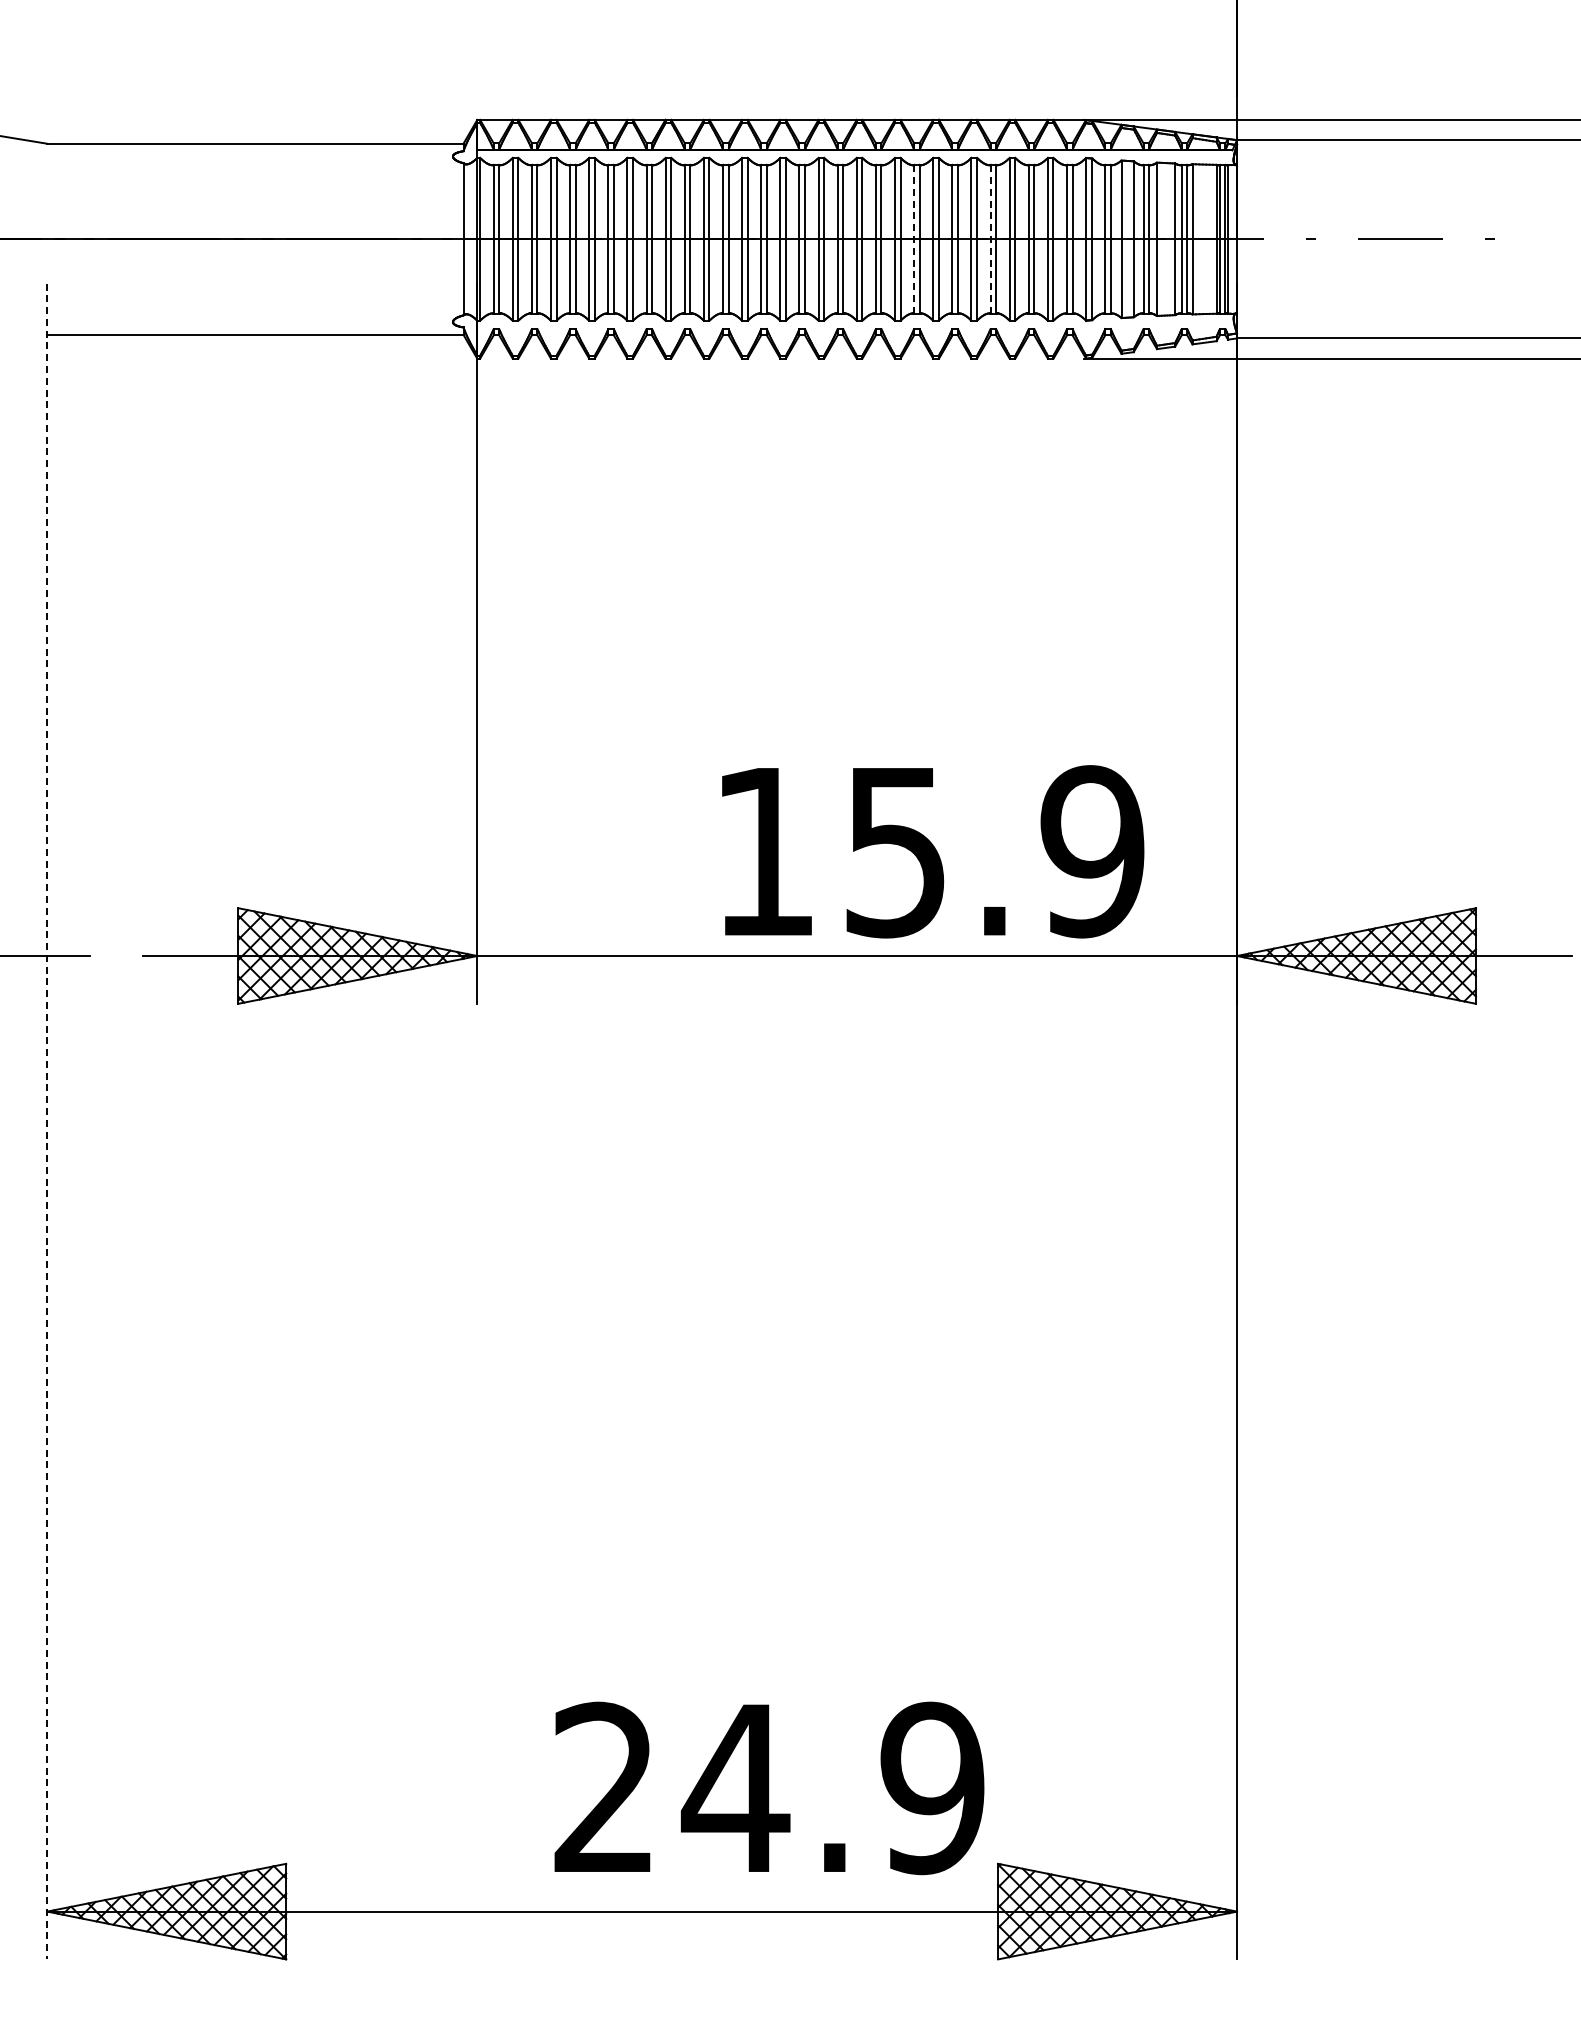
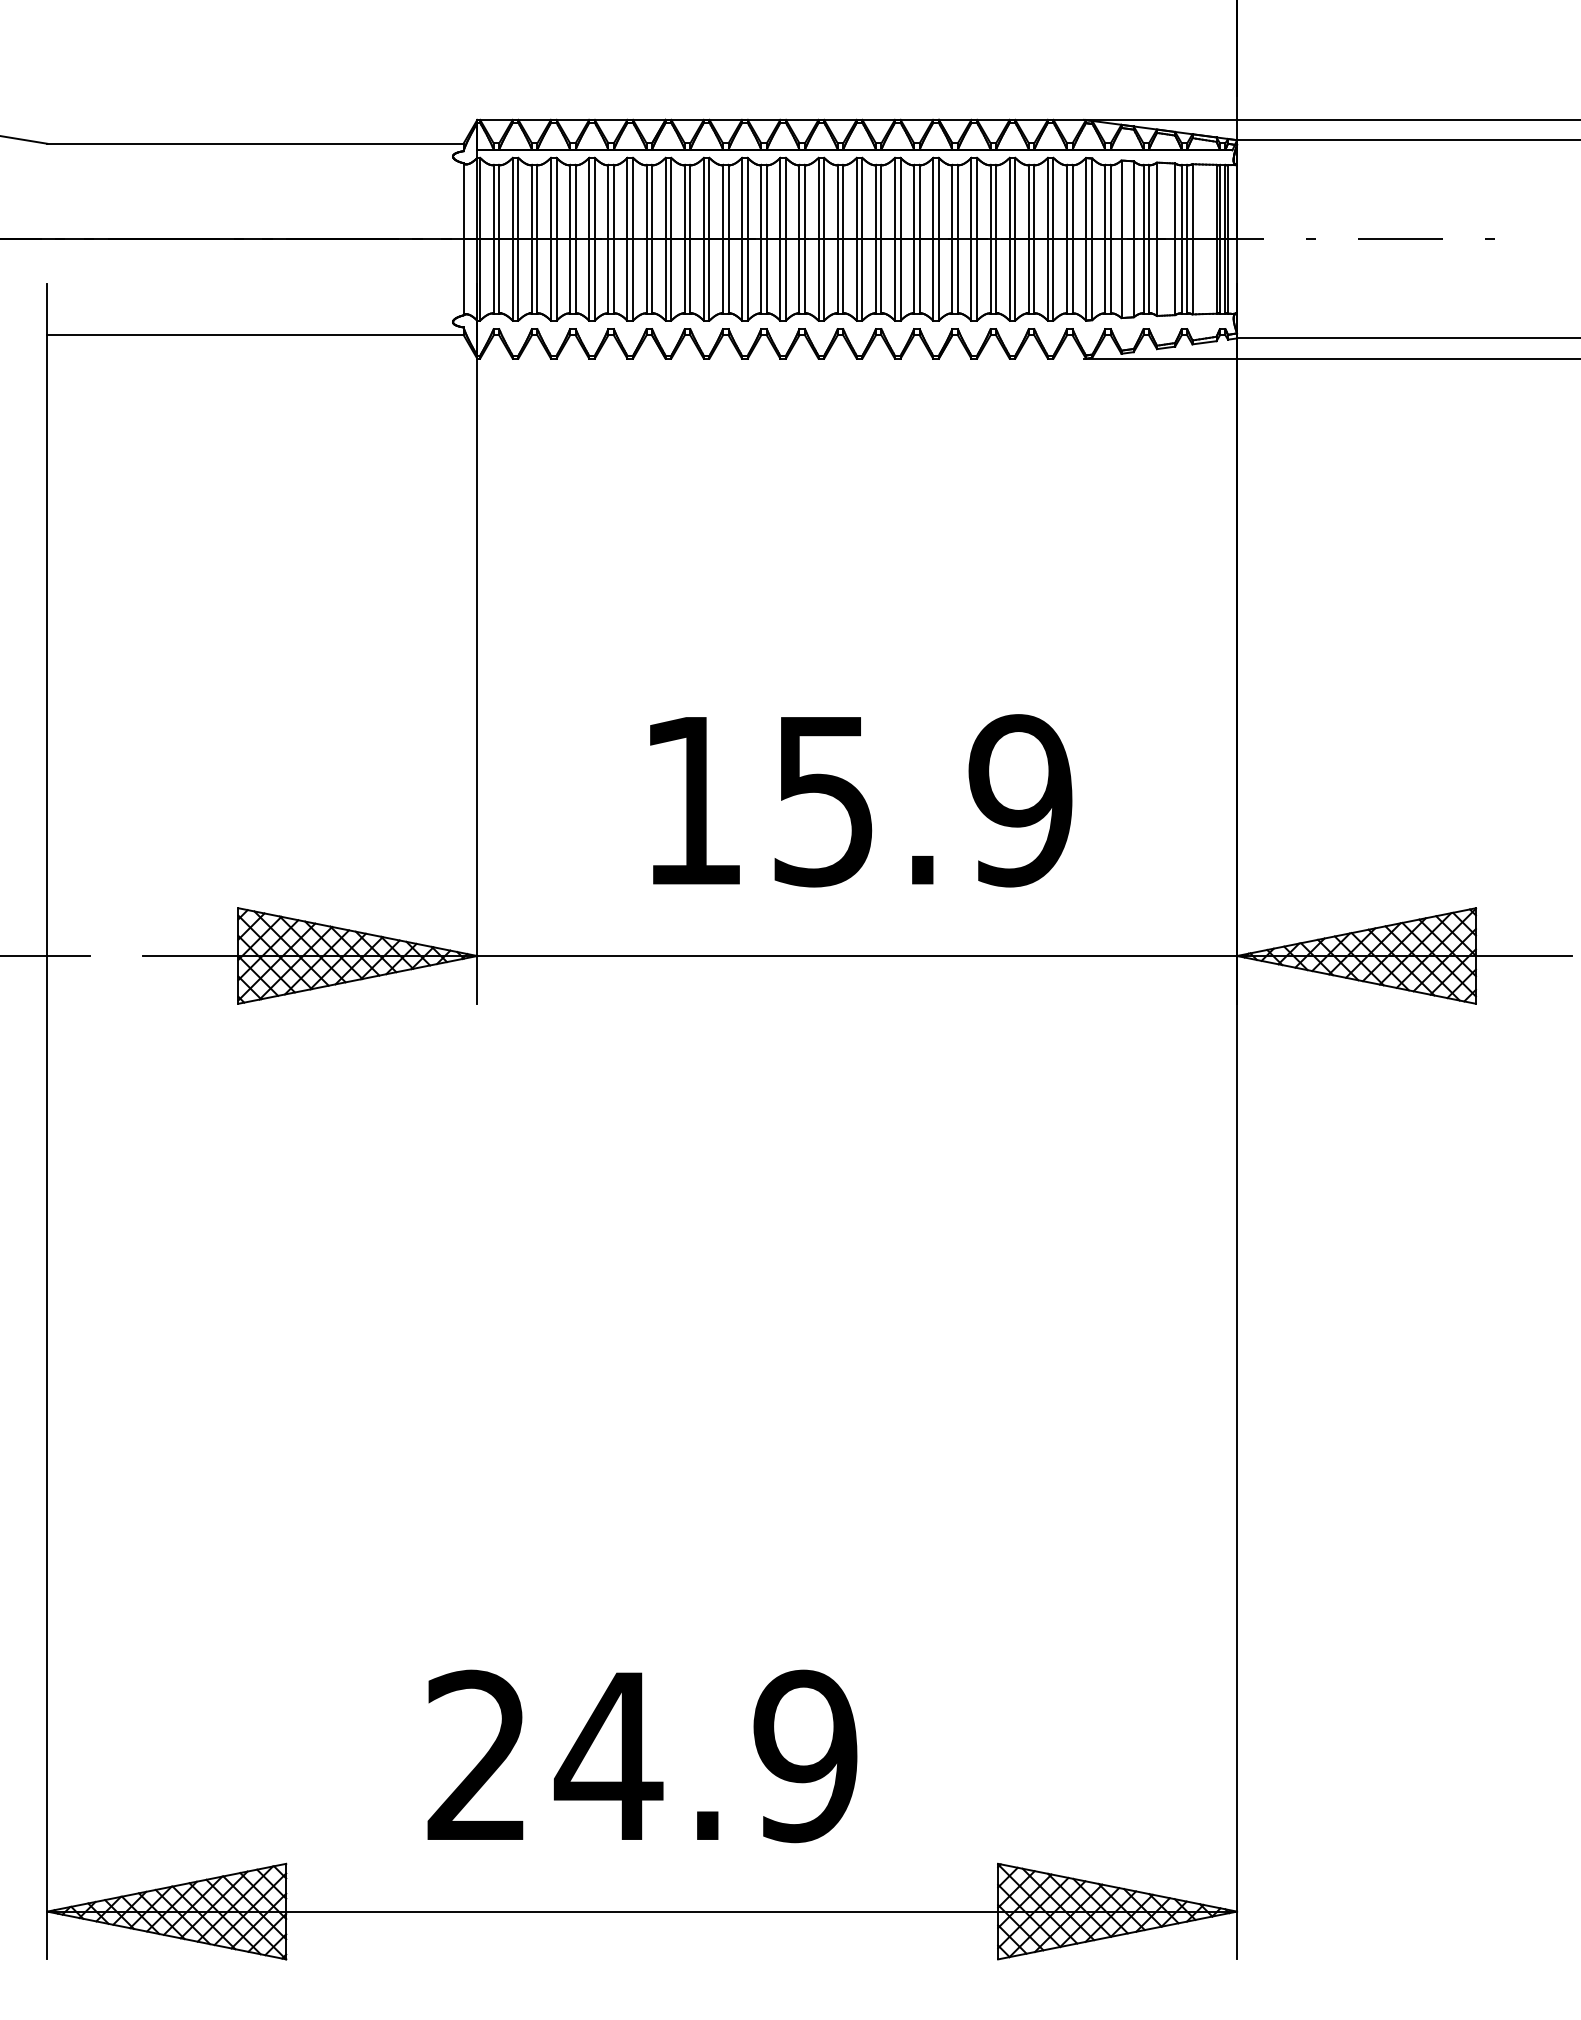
line: dashed -> solid (914, 238)
line: dashed -> solid (990, 238)
text position: (933, 851) -> (861, 800) (861, 800)
line: dashed -> solid (47, 1121)
text position: (769, 1788) -> (642, 1756) (642, 1756)
